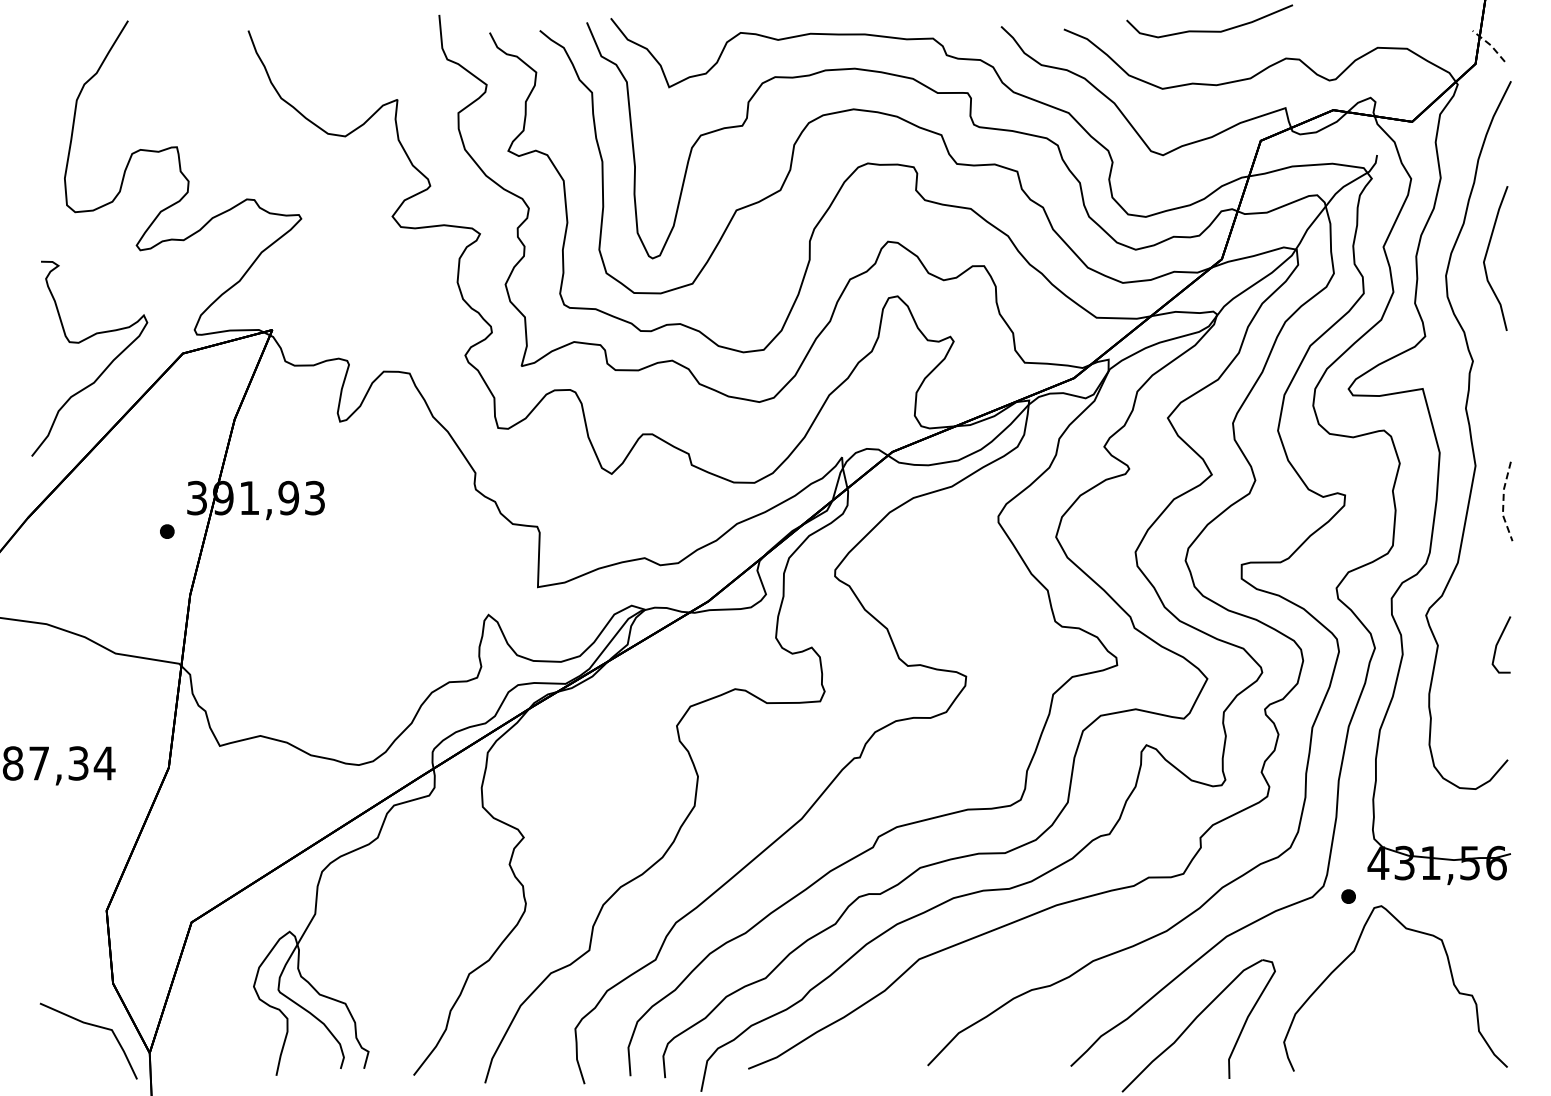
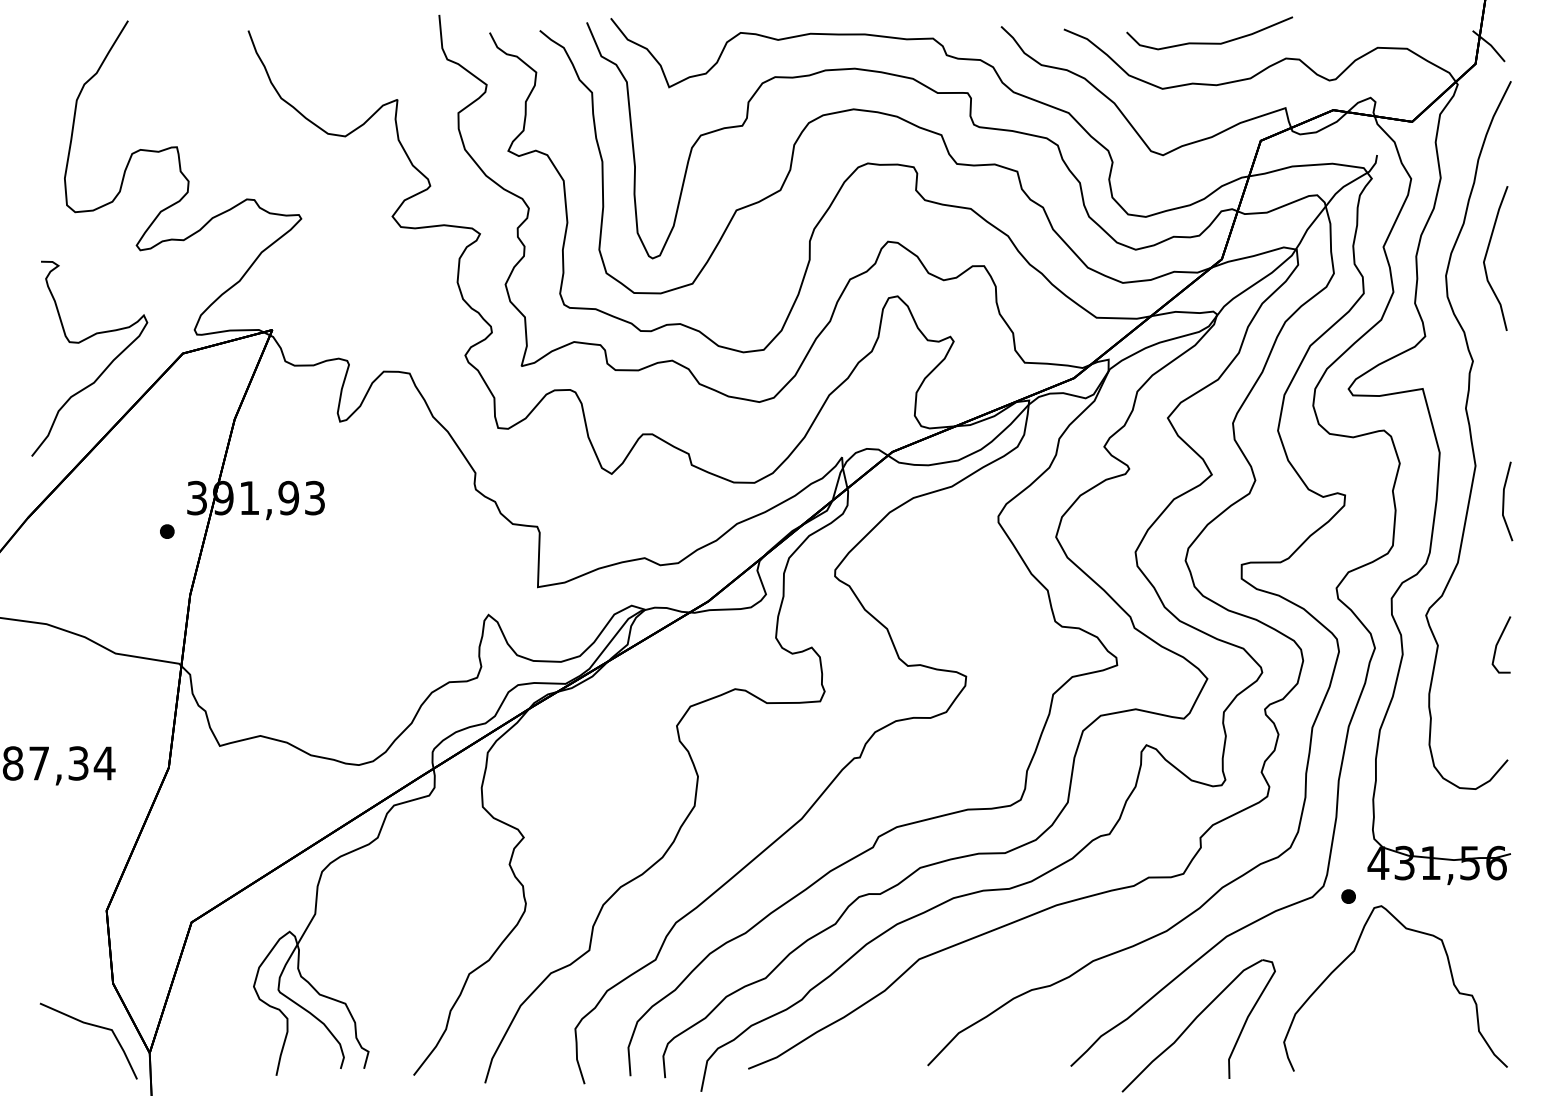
curve position: (1209, 30) -> (1209, 42) (1209, 42)
line: dashed -> solid (1490, 44)
line: dashed -> solid (1503, 502)
